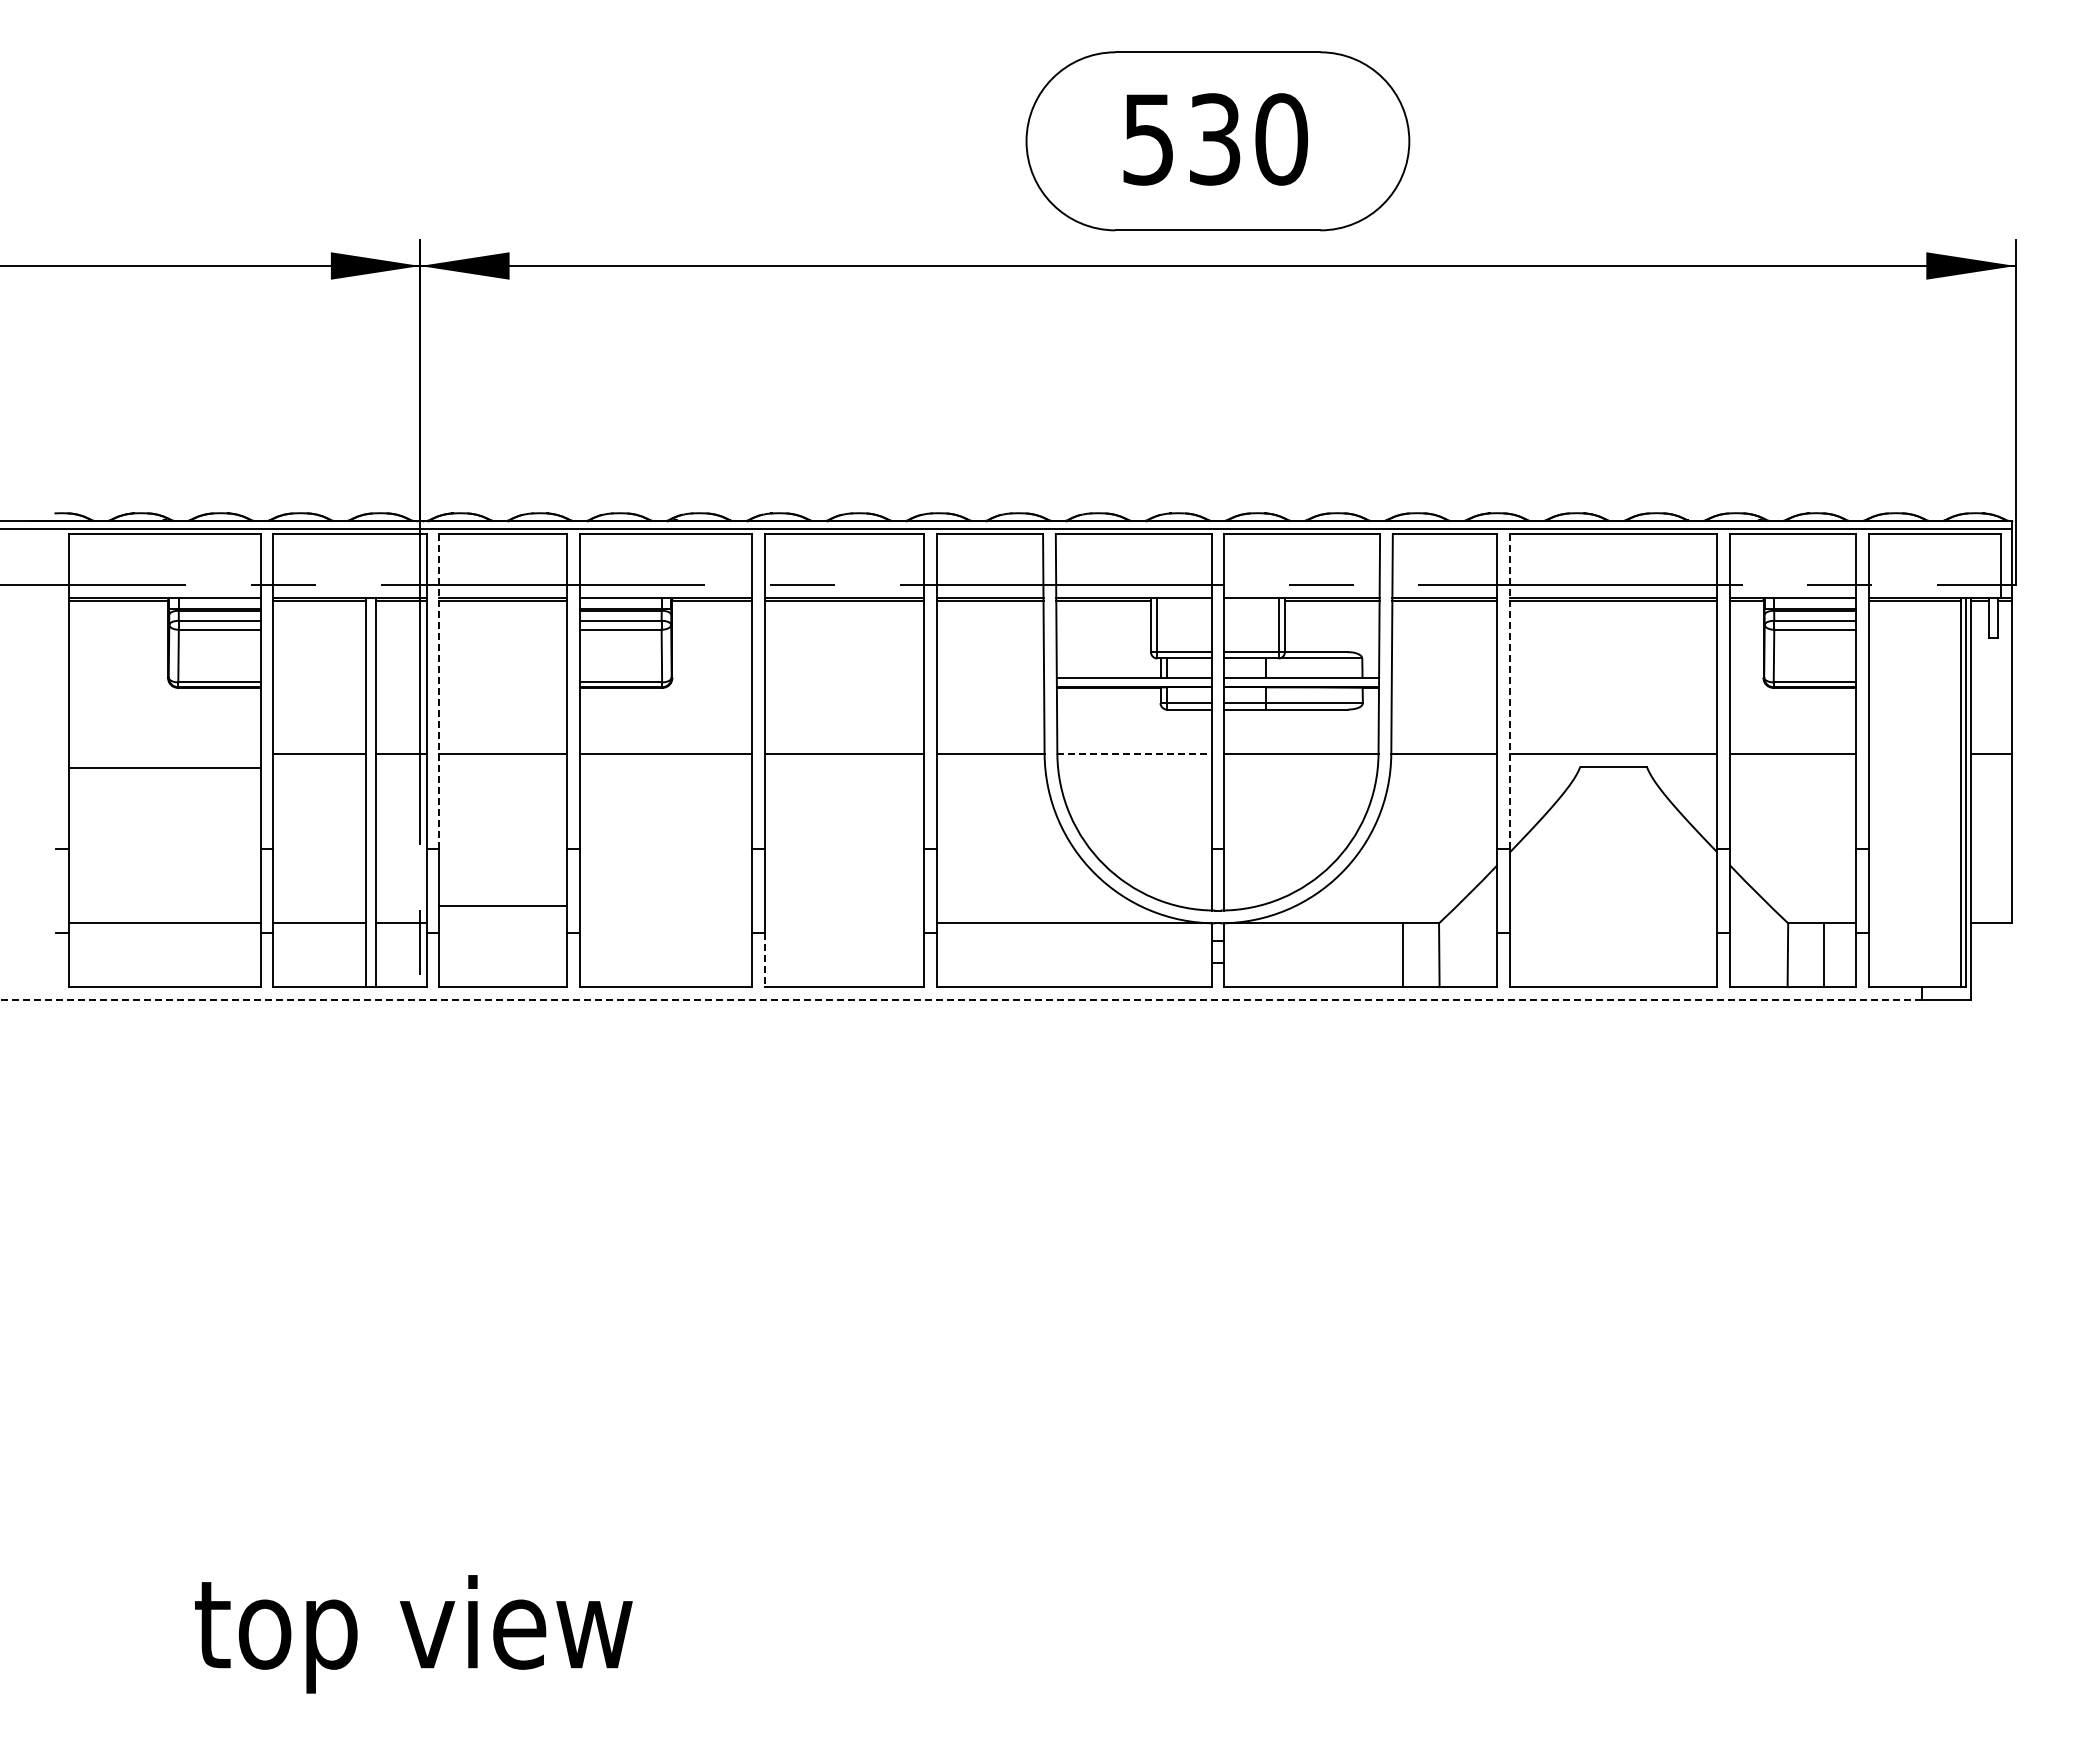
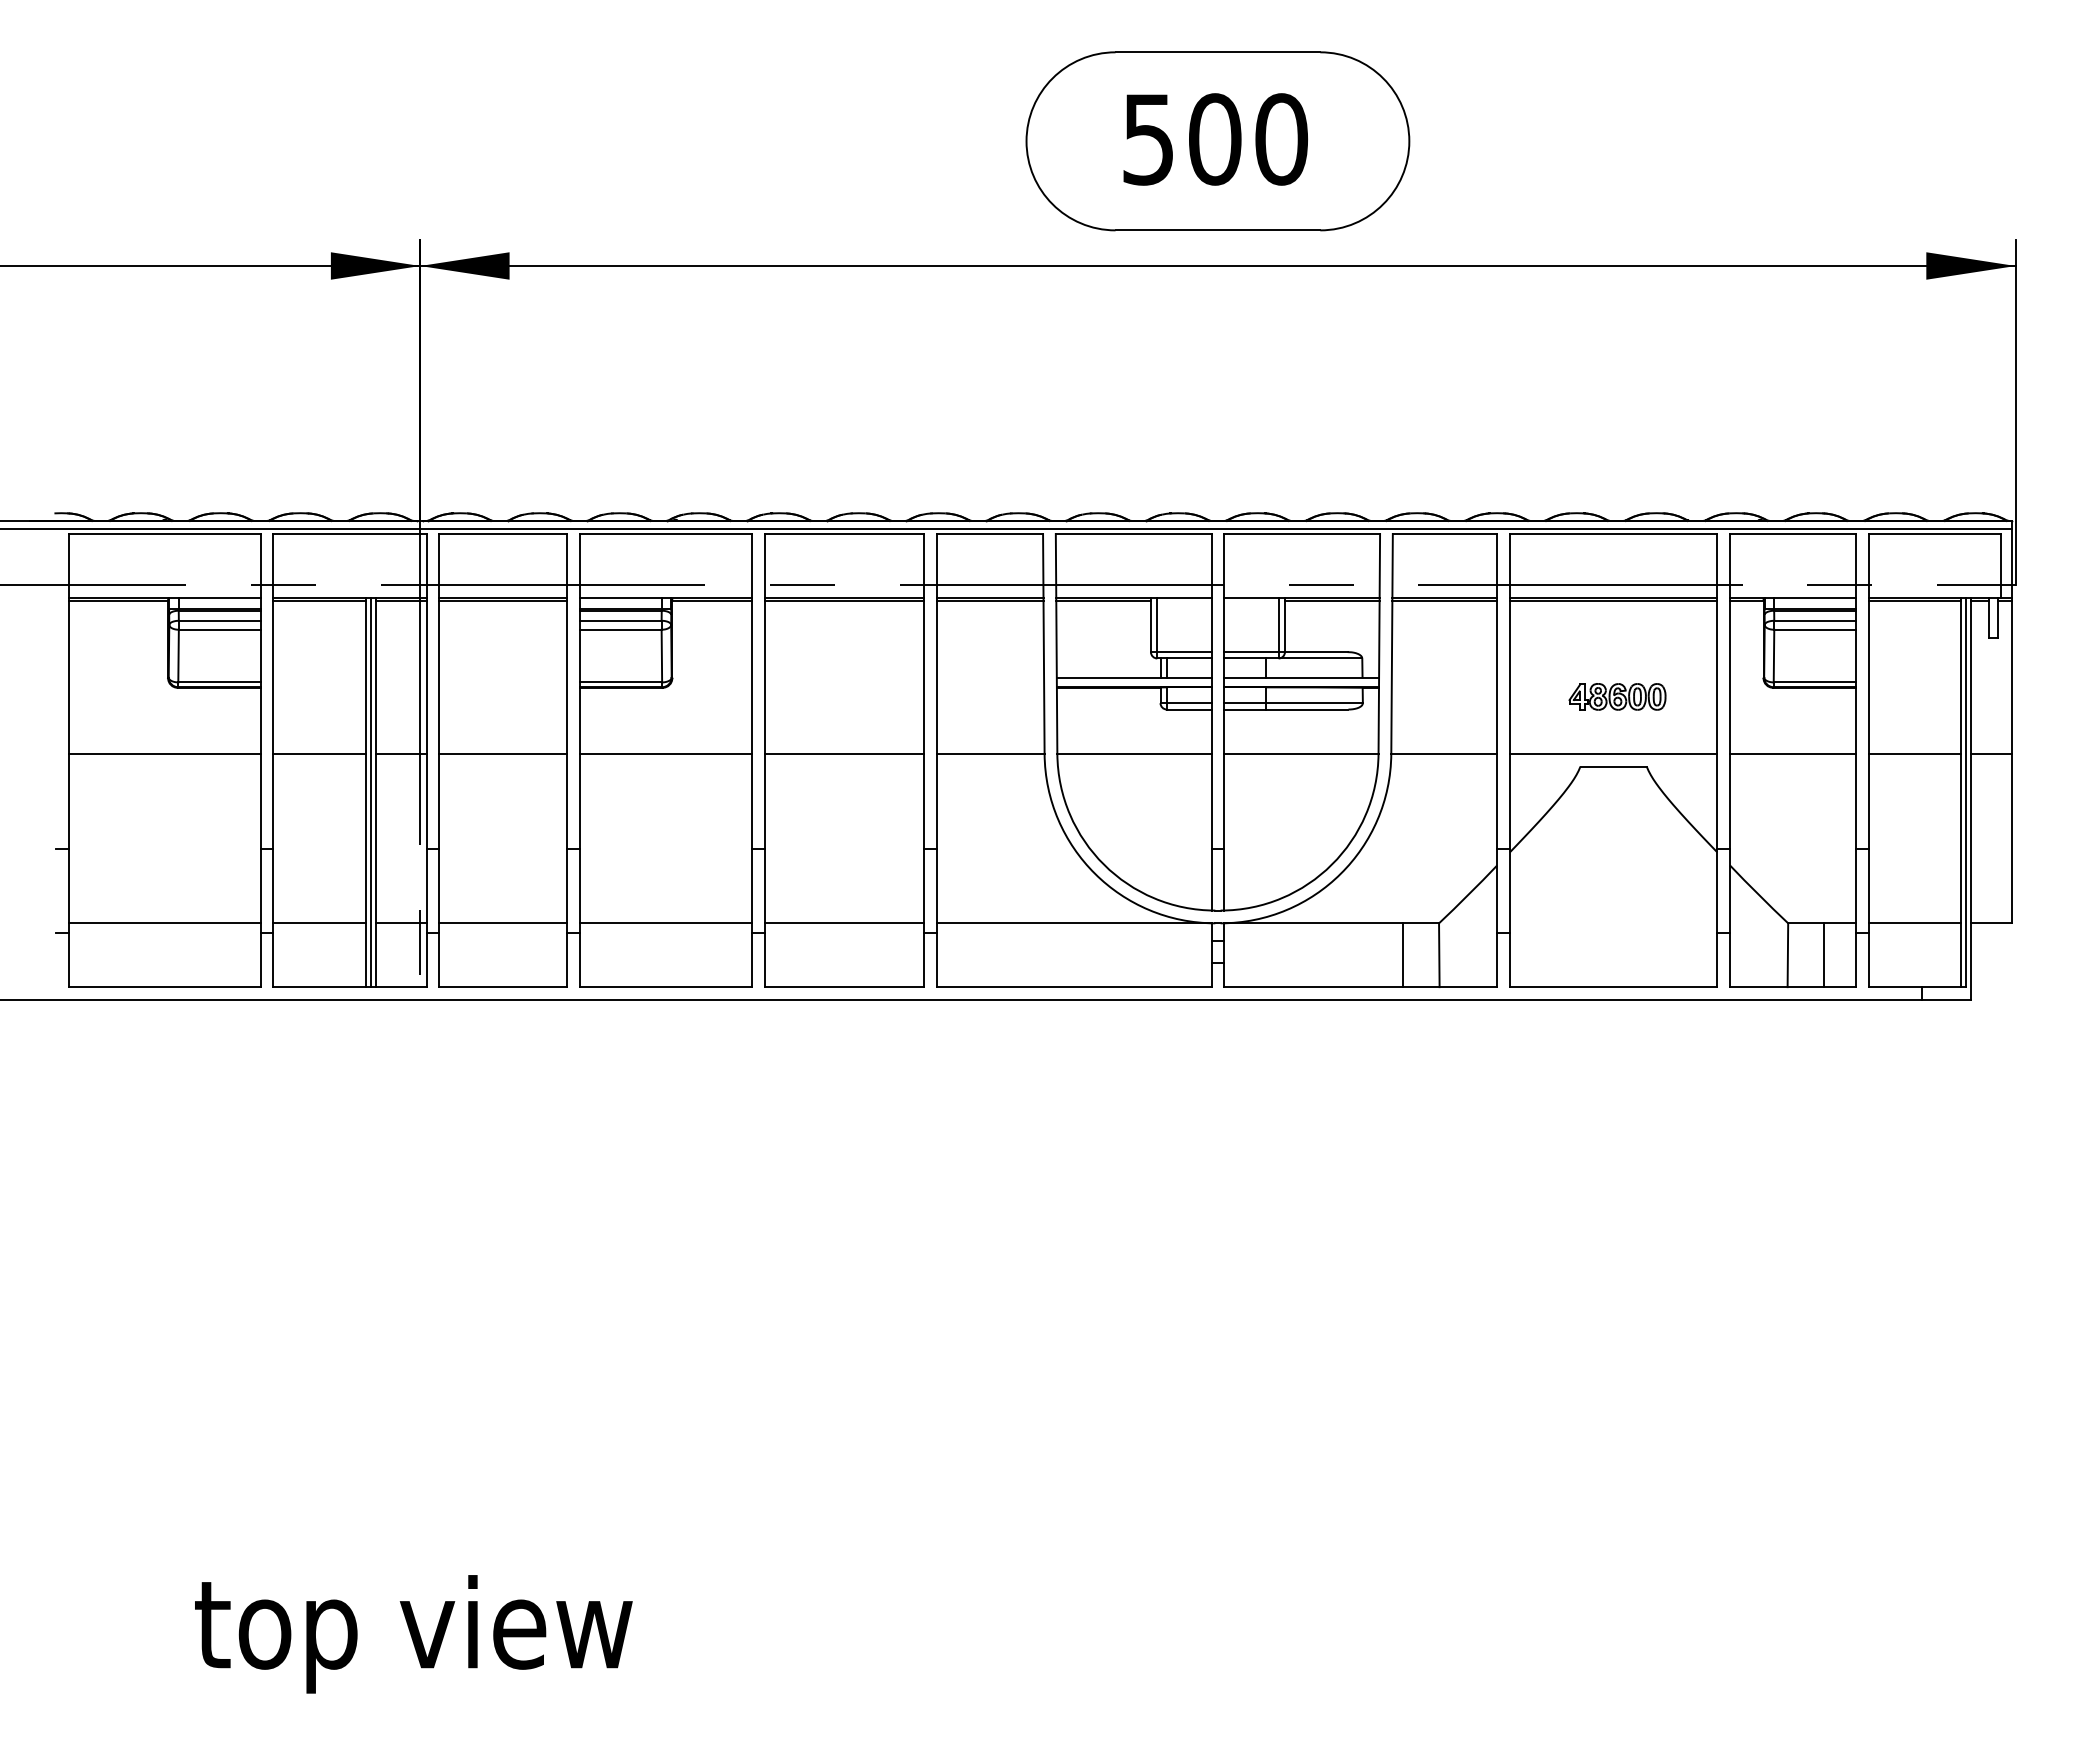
text: 530 -> 500 (1215, 139)
line: dashed -> solid (439, 691)
line: dashed -> solid (1509, 691)
part: none -> present (1617, 696)
line: dashed -> solid (1134, 753)
line: none -> present (1914, 753)
line position: (164, 767) -> (164, 753) (164, 753)
line: none -> present (370, 792)
line position: (503, 906) -> (503, 923) (503, 923)
line: none -> present (665, 923)
line: none -> present (844, 923)
line: none -> present (1914, 923)
line: dashed -> solid (764, 960)
line: dashed -> solid (960, 999)
